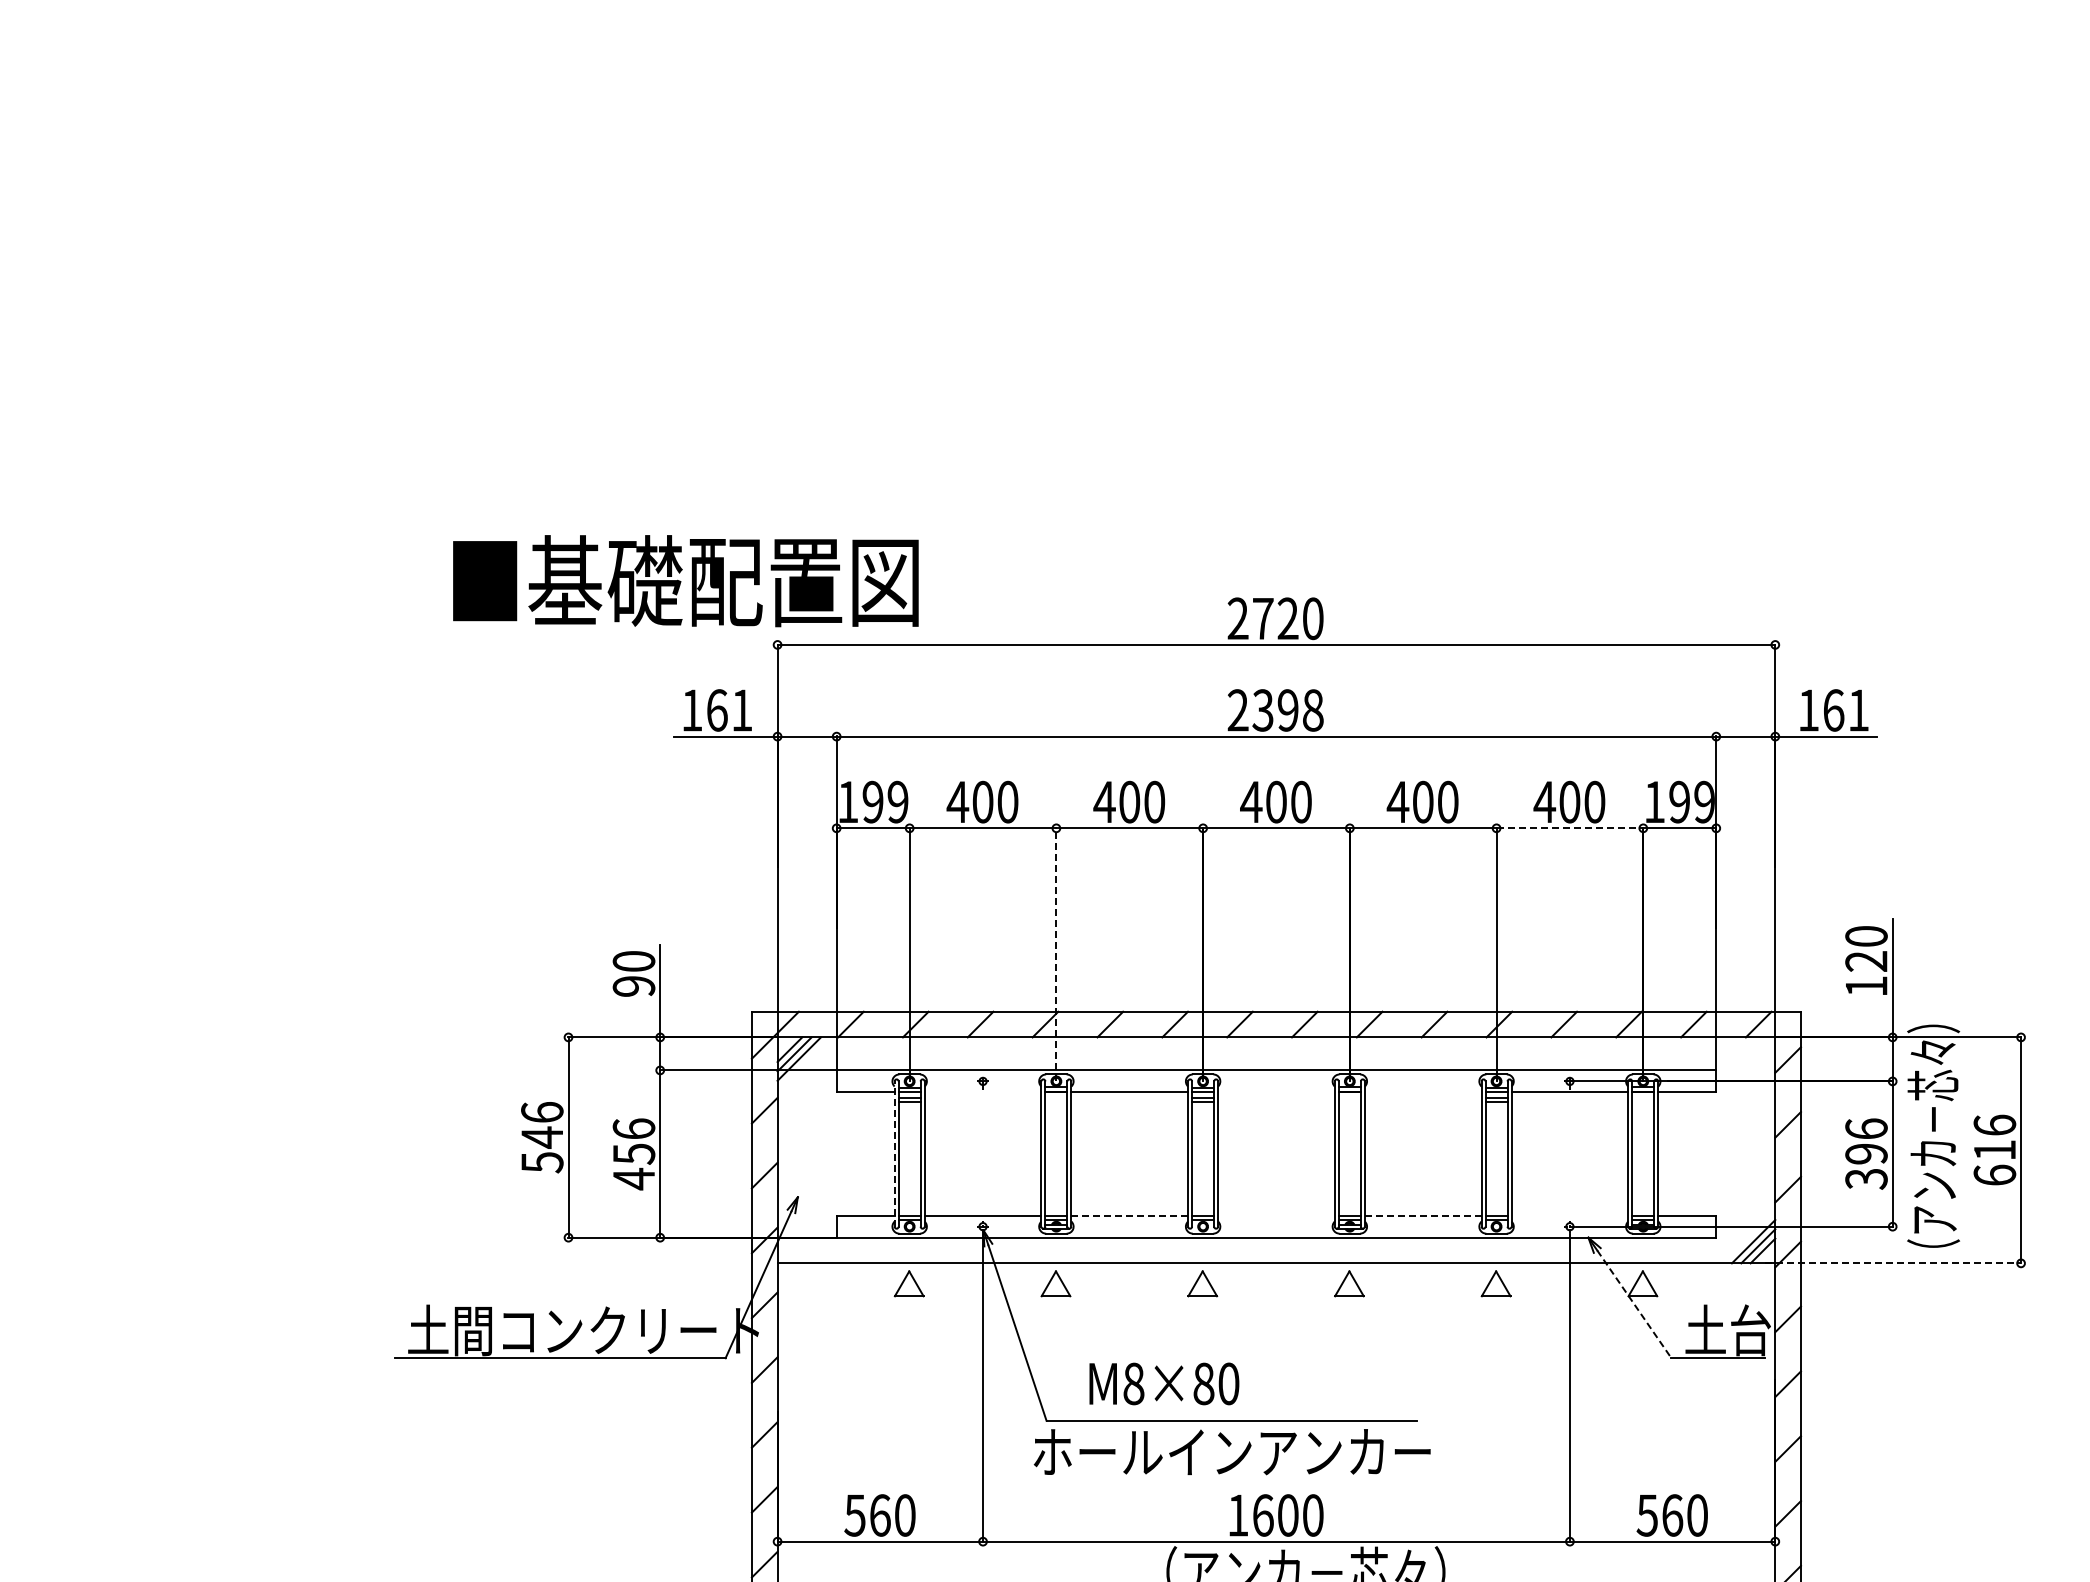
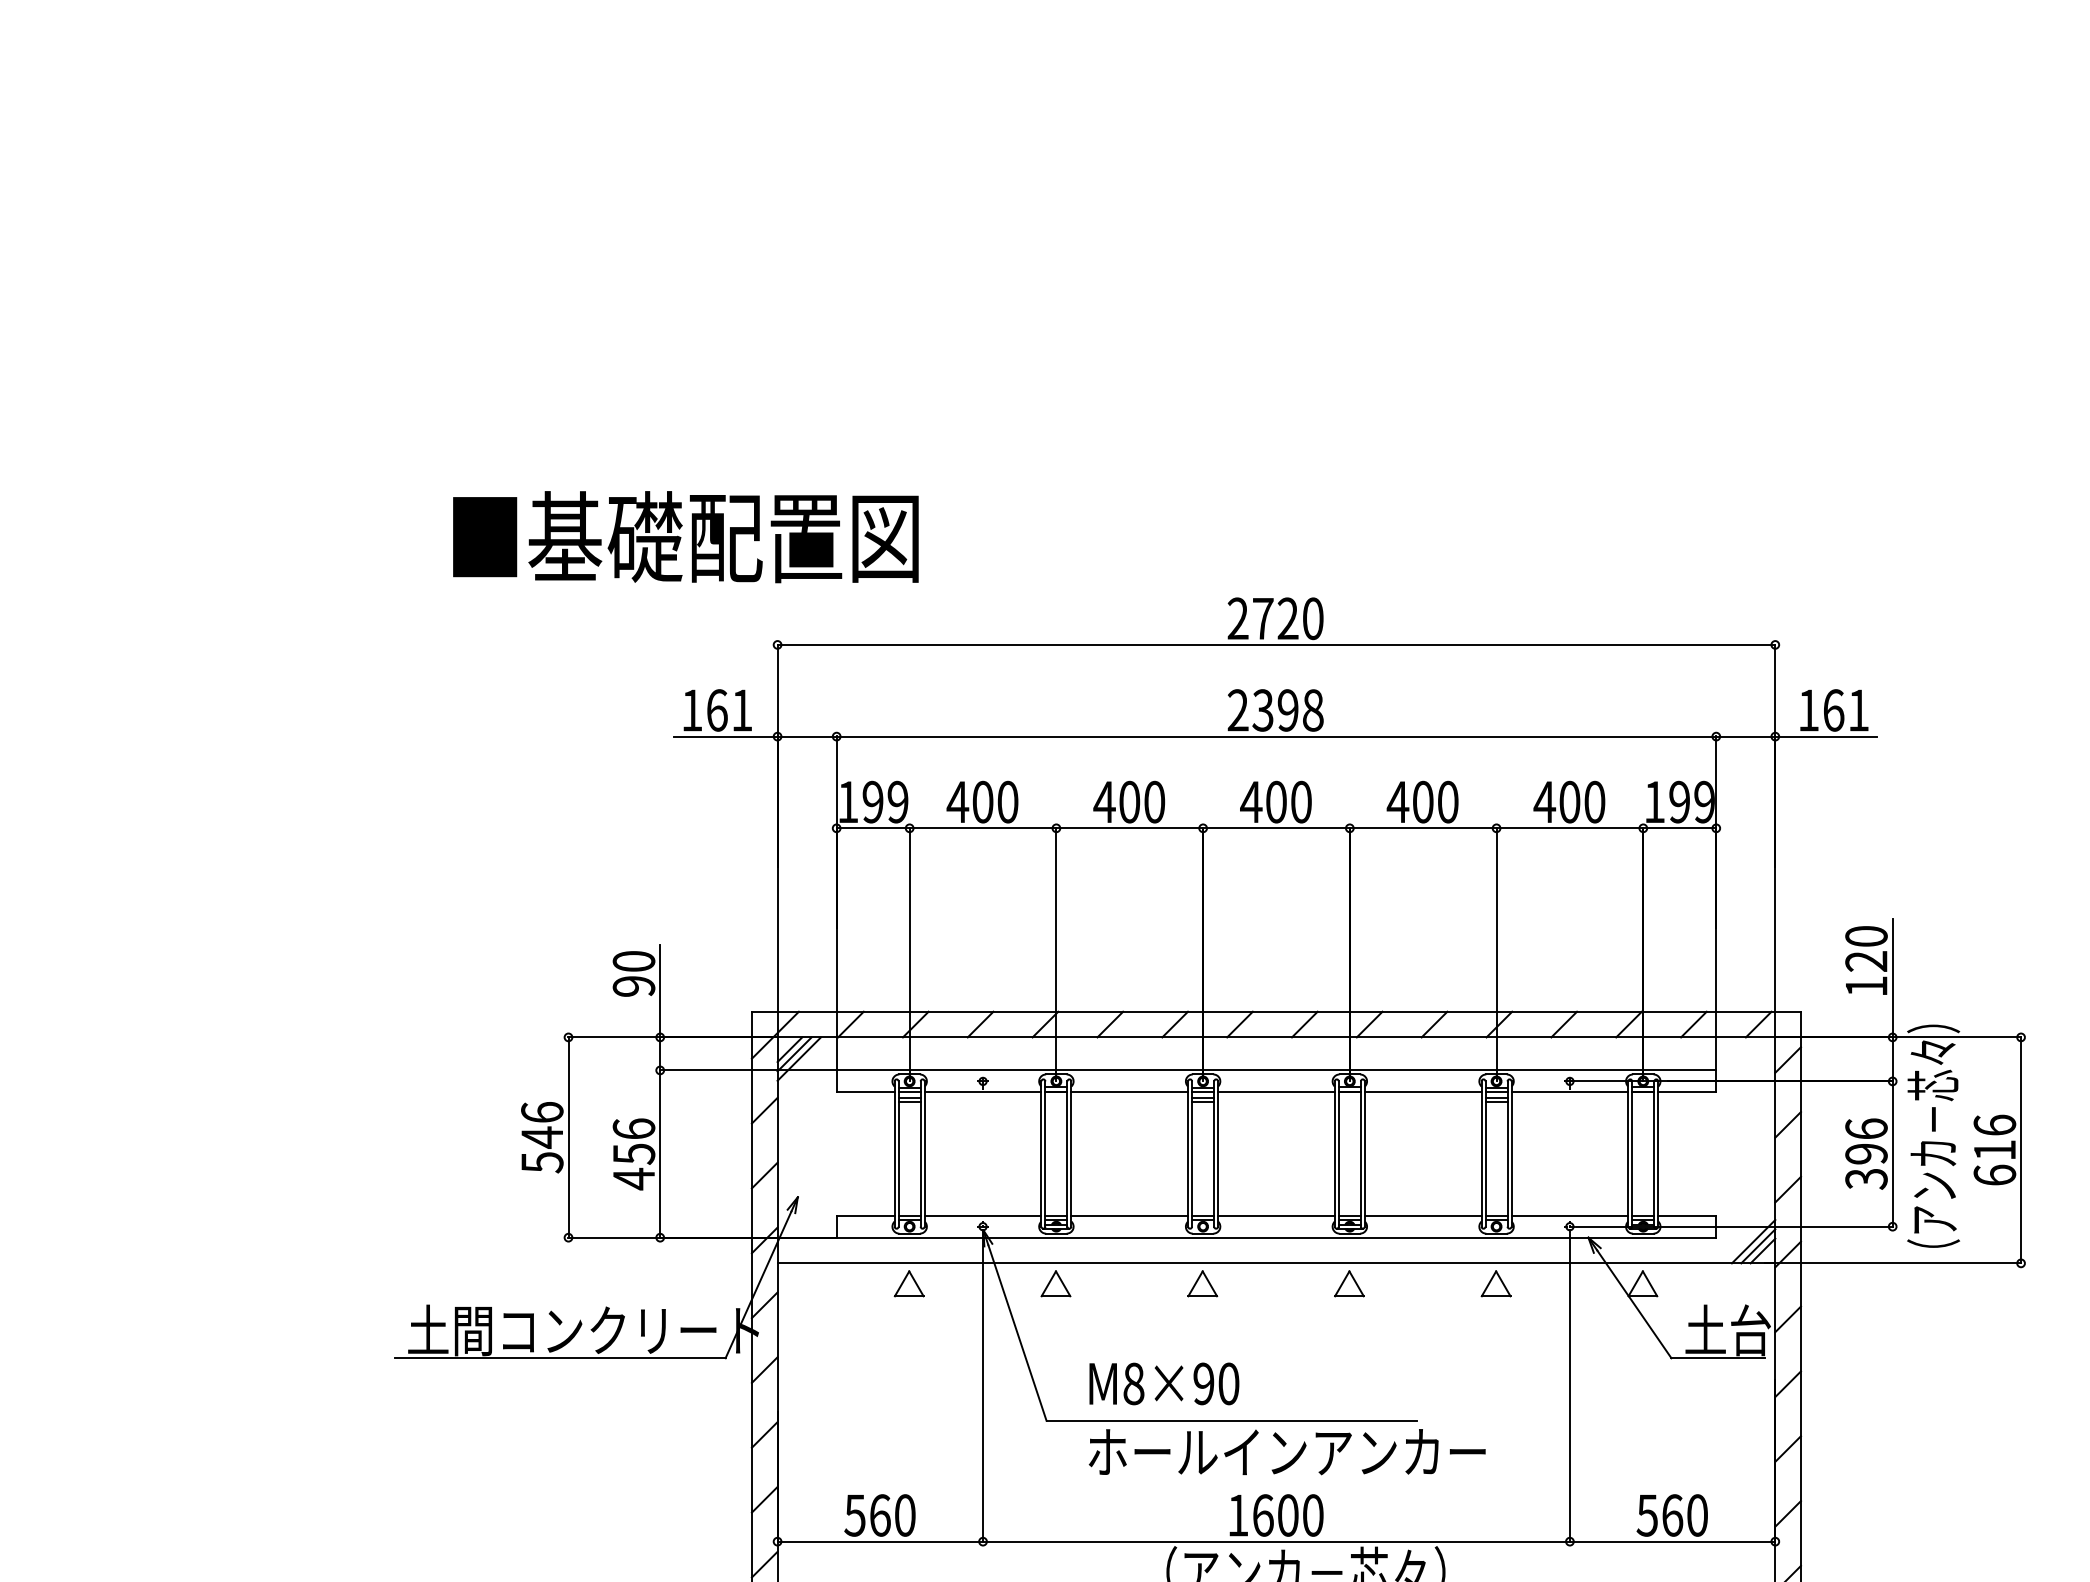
text position: (685, 581) -> (685, 537) (685, 537)
line: dashed -> solid (1570, 828)
line: dashed -> solid (1056, 954)
line: none -> present (982, 1092)
line: none -> present (1276, 1092)
line: none -> present (1422, 1092)
line: dashed -> solid (894, 1154)
line: dashed -> solid (1130, 1215)
line: none -> present (1276, 1215)
line: dashed -> solid (1423, 1215)
line: none -> present (1569, 1215)
line: dashed -> solid (1893, 1263)
line: dashed -> solid (1634, 1304)
text: M8×80 -> M8×90 (1203, 1383)
text position: (1231, 1452) -> (1286, 1452) (1286, 1452)
